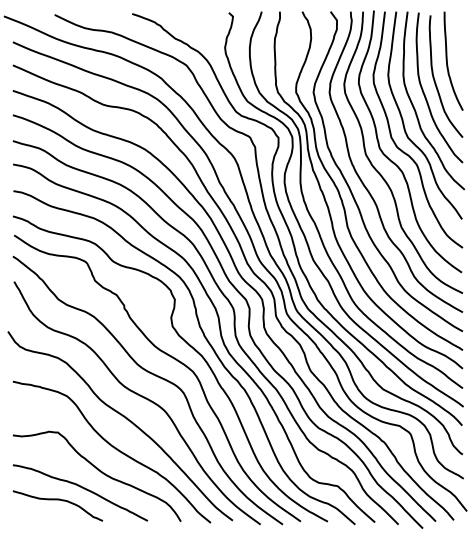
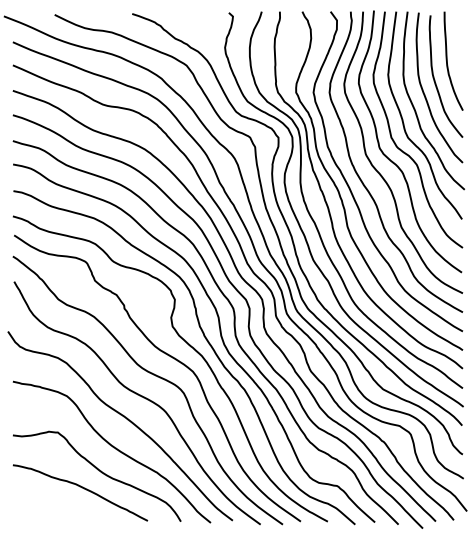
curve: present -> none (57, 500)
